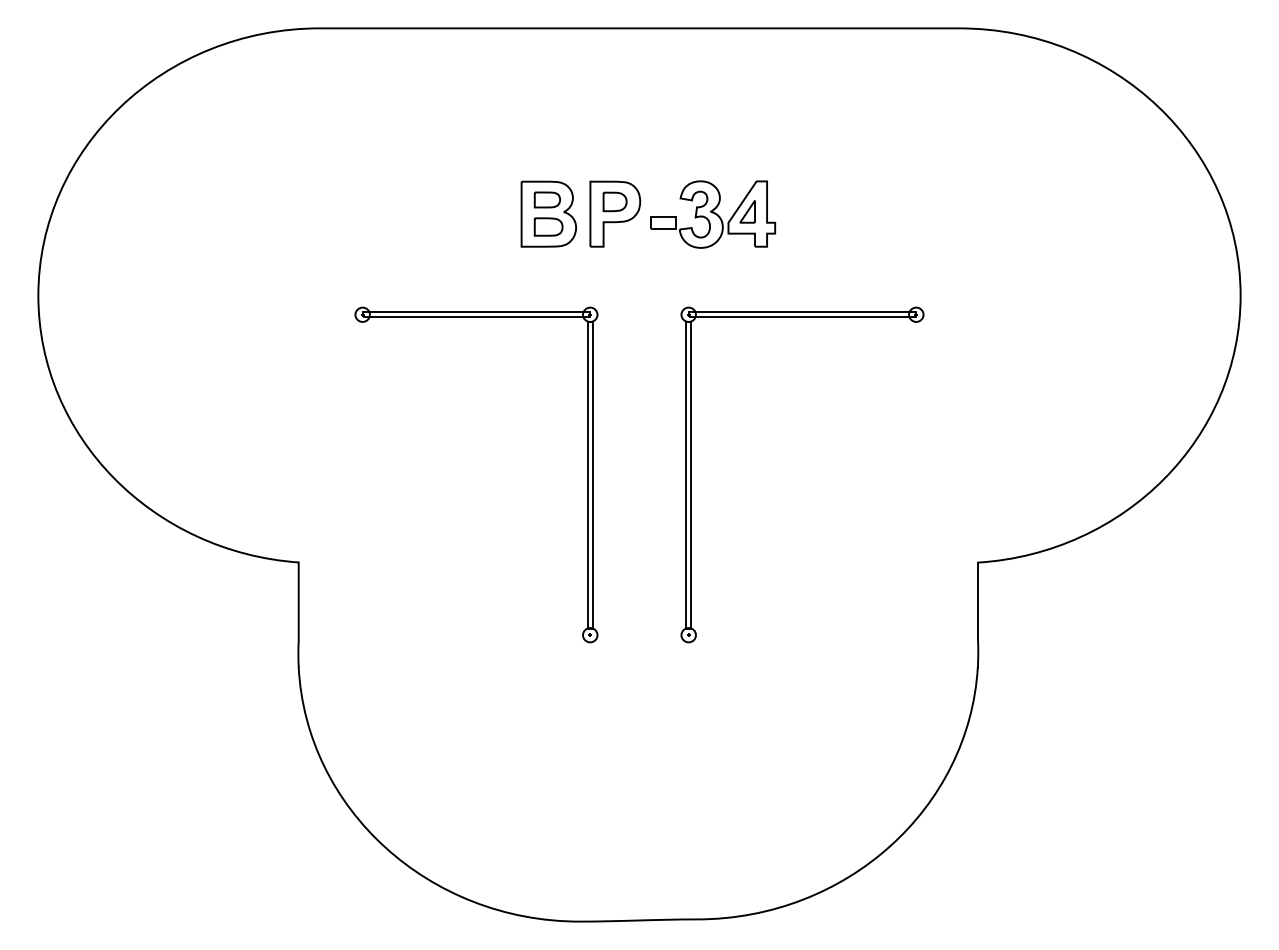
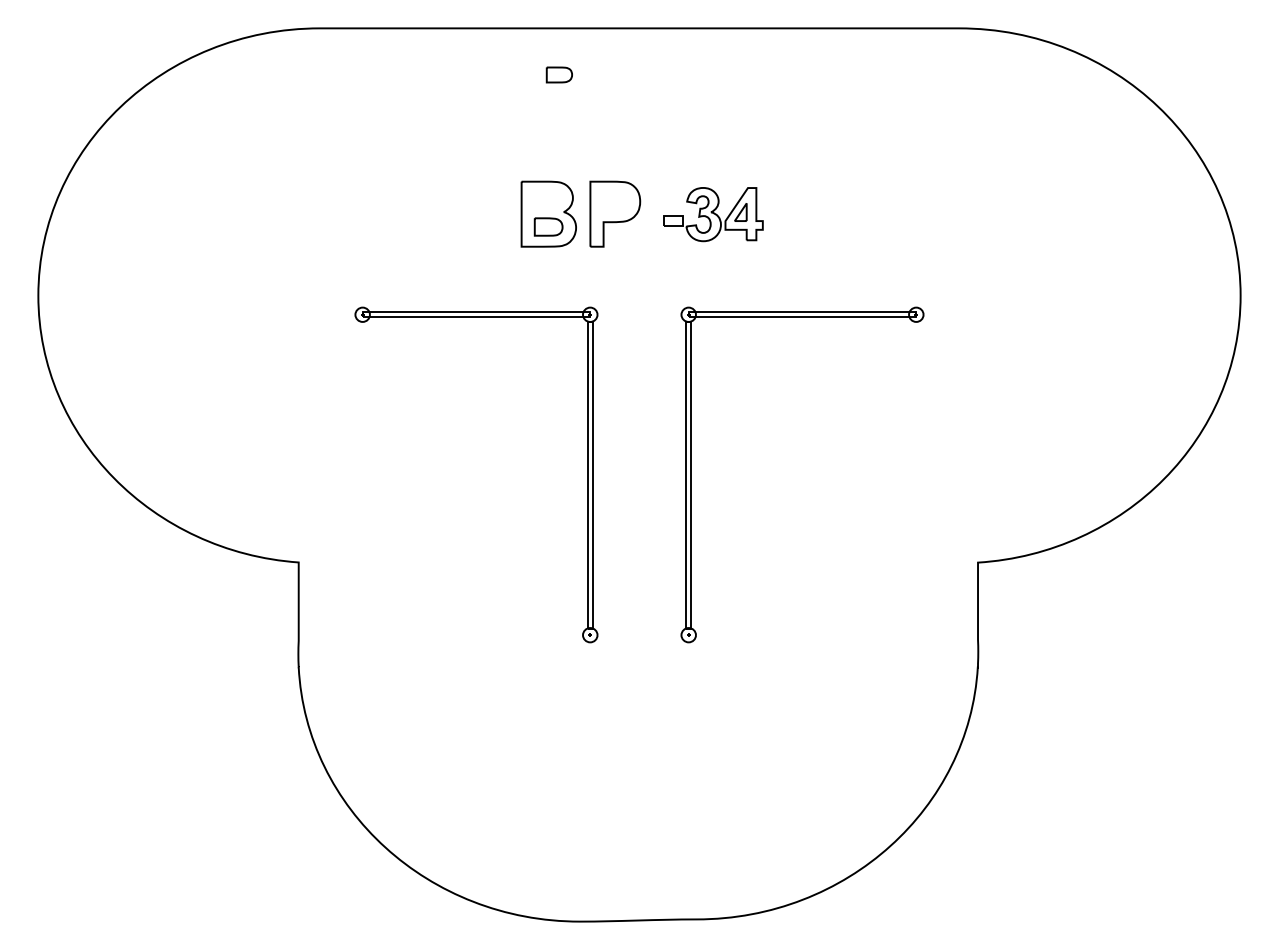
part position: (546, 199) -> (558, 74) (558, 74)
part: present -> none (614, 201)
part size: 127x69 px -> 101x56 px (713, 214)
